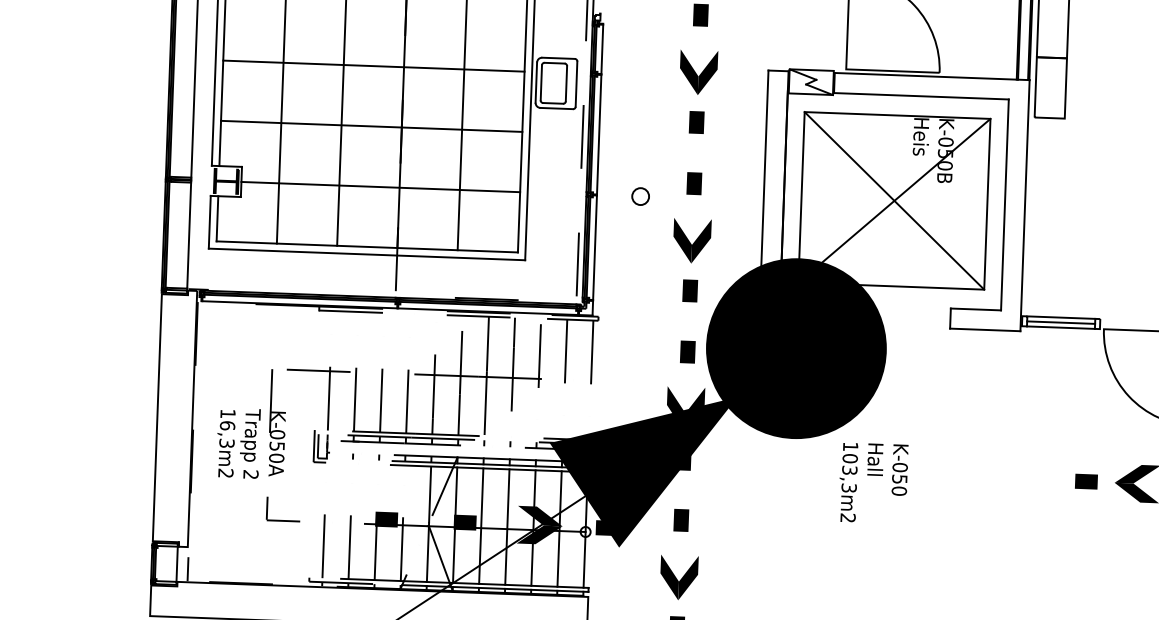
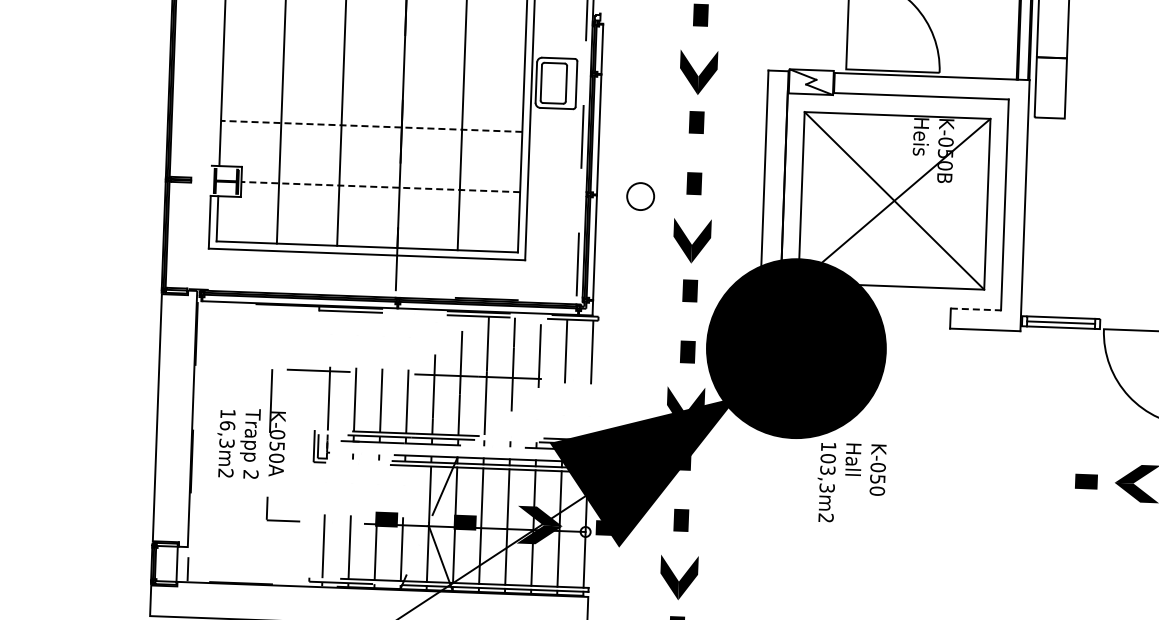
line: present -> none (373, 65)
line: present -> none (214, 83)
line: solid -> dashed (371, 126)
line: present -> none (192, 145)
line: solid -> dashed (380, 187)
circle diameter: 17 px -> 27 px (640, 196)
line: solid -> dashed (976, 309)
text position: (873, 482) -> (851, 482) (851, 482)
